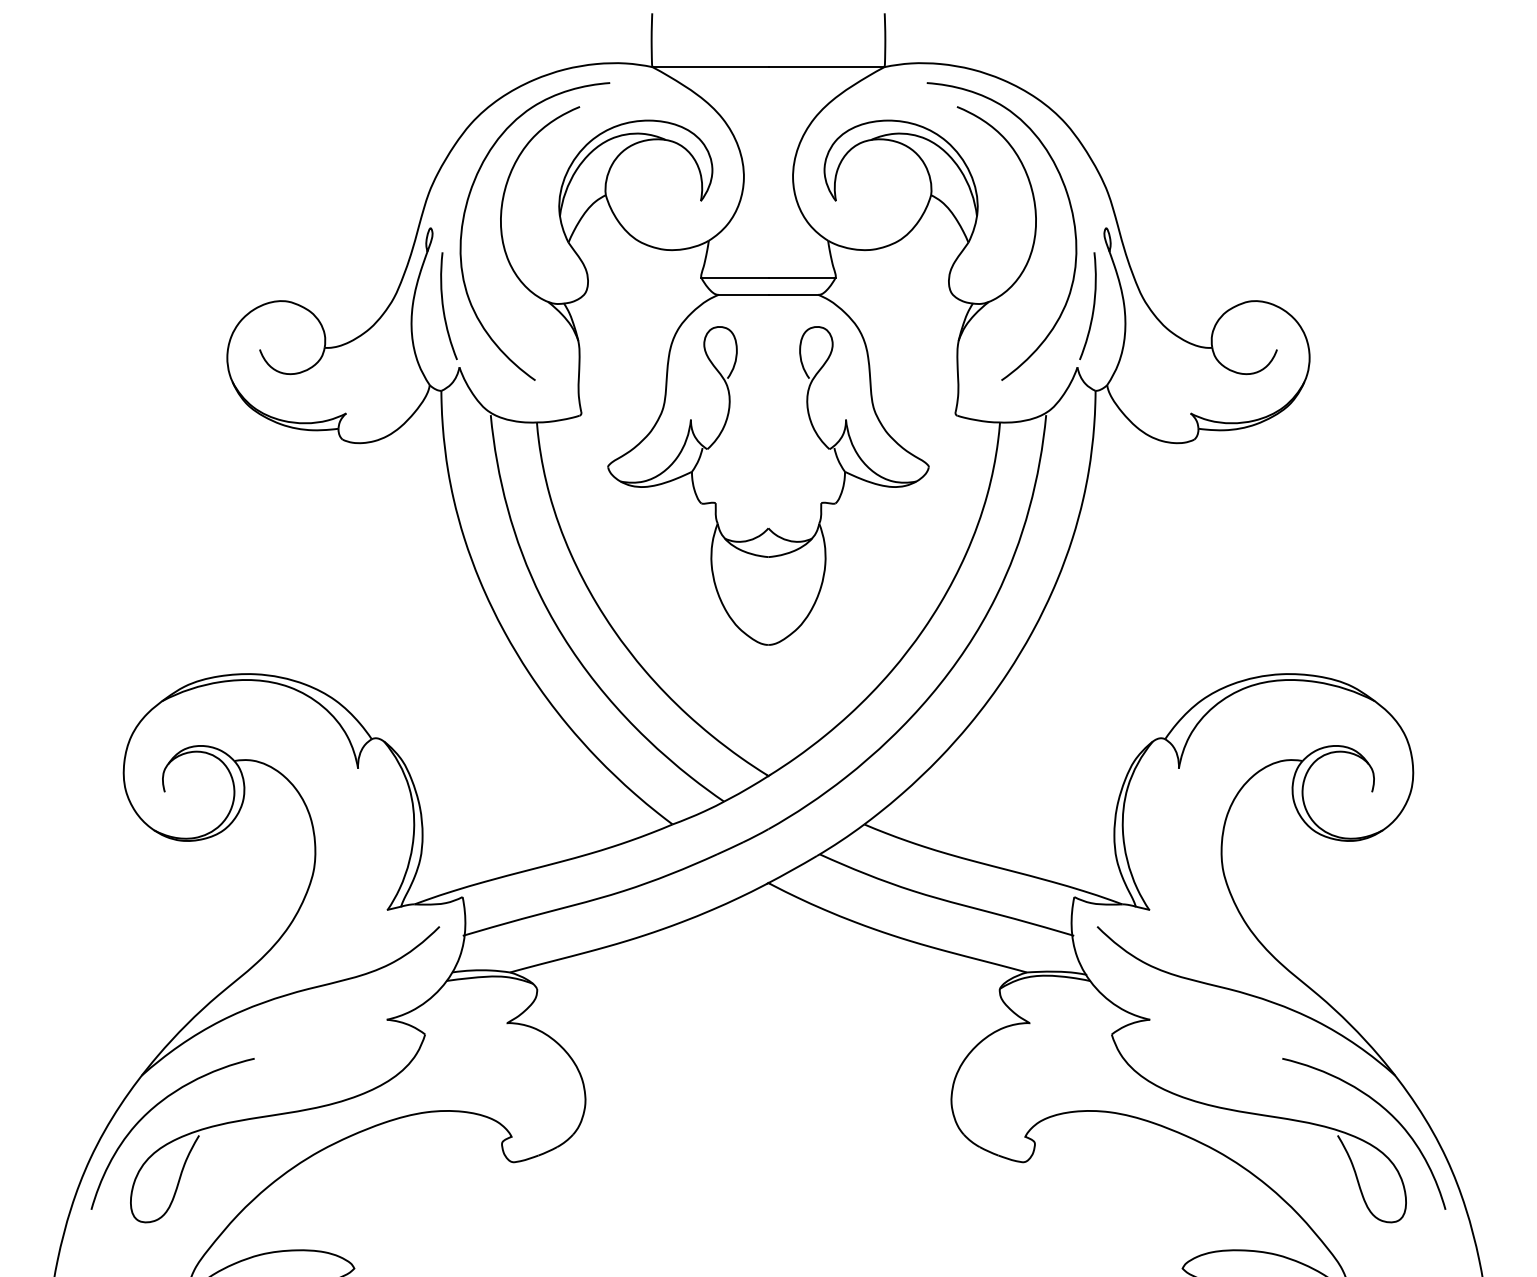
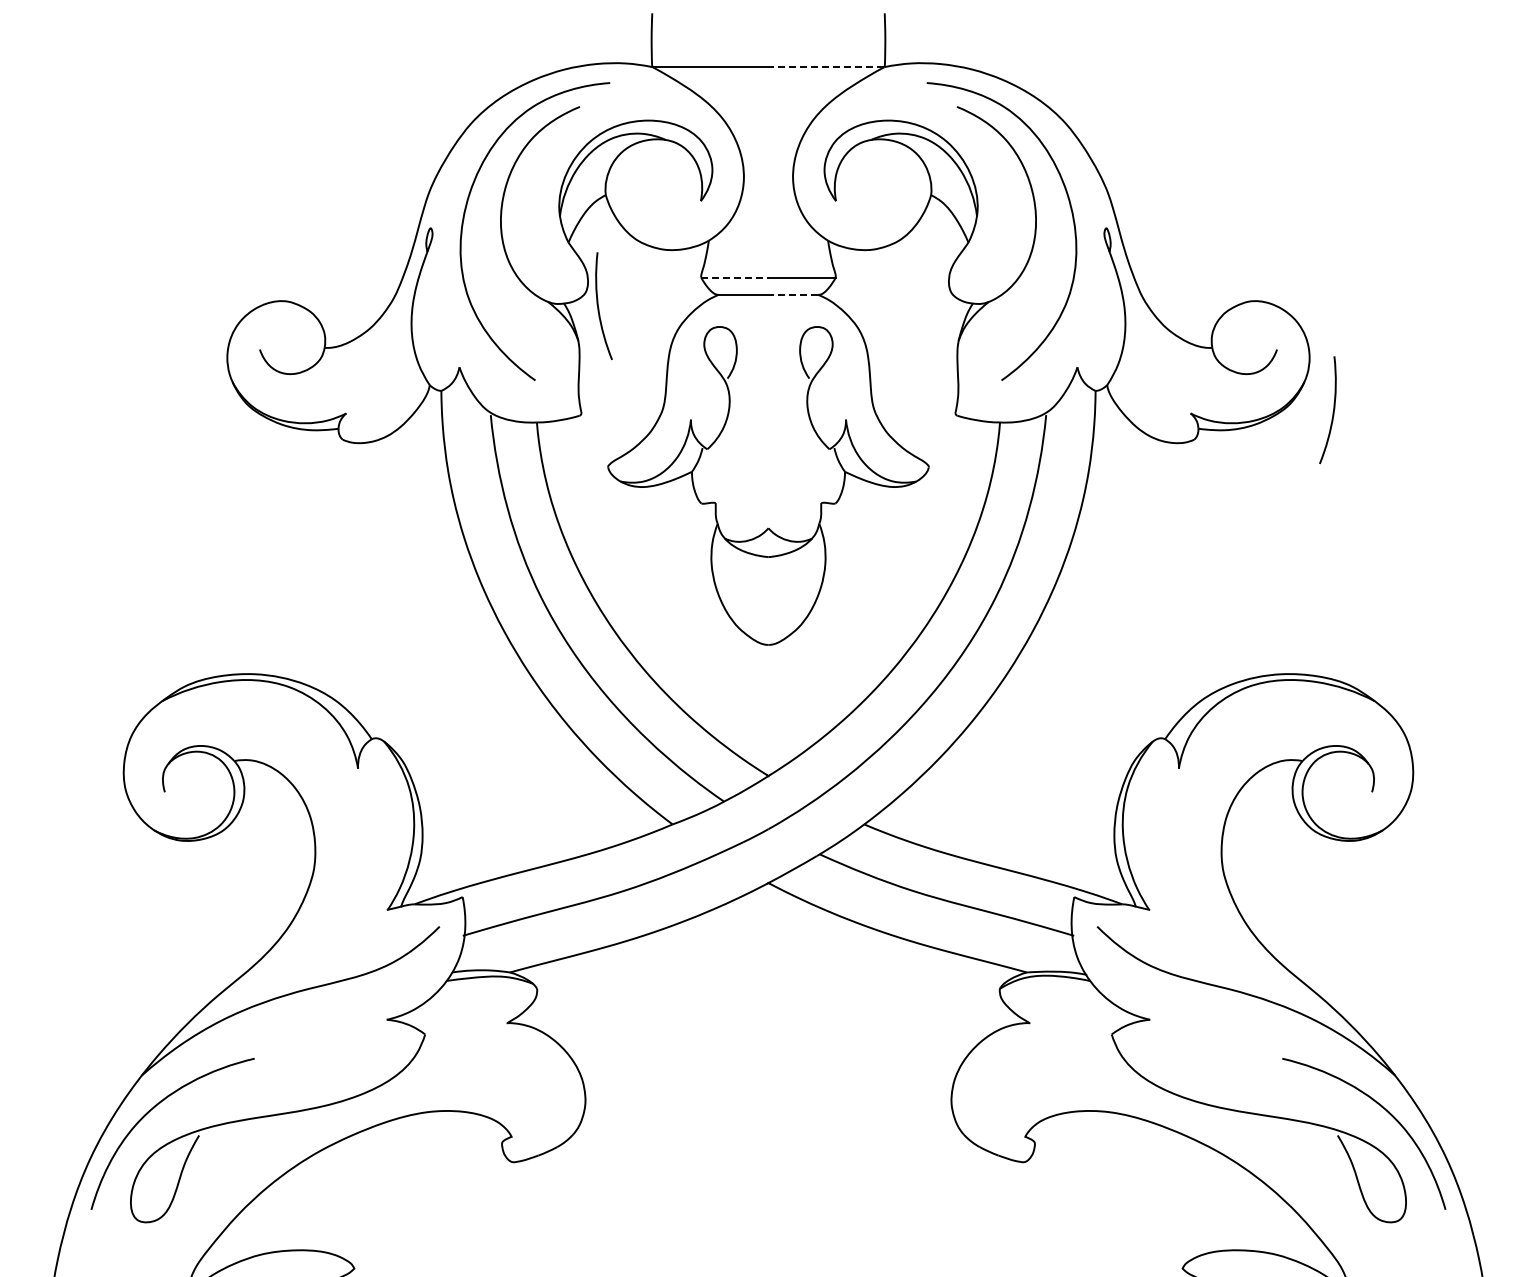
line: solid -> dashed (826, 67)
line: solid -> dashed (734, 277)
line: solid -> dashed (793, 294)
curve position: (444, 308) -> (599, 308) (599, 308)
curve position: (1092, 308) -> (1332, 412) (1332, 412)
